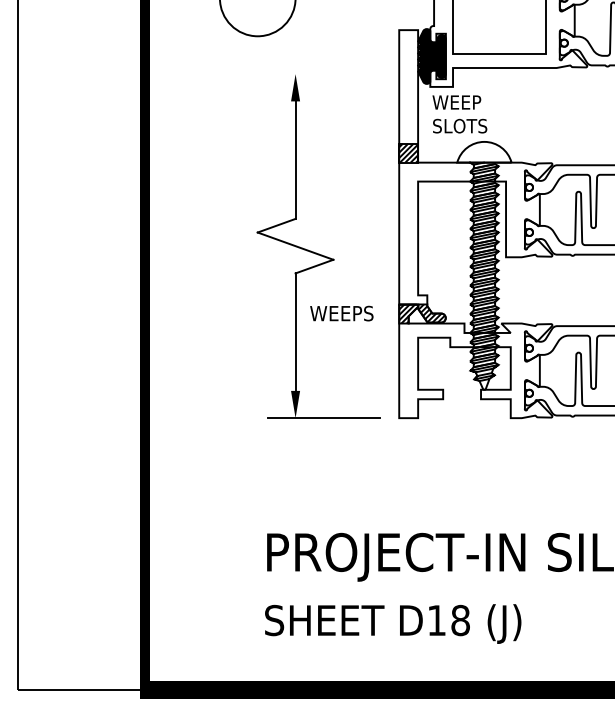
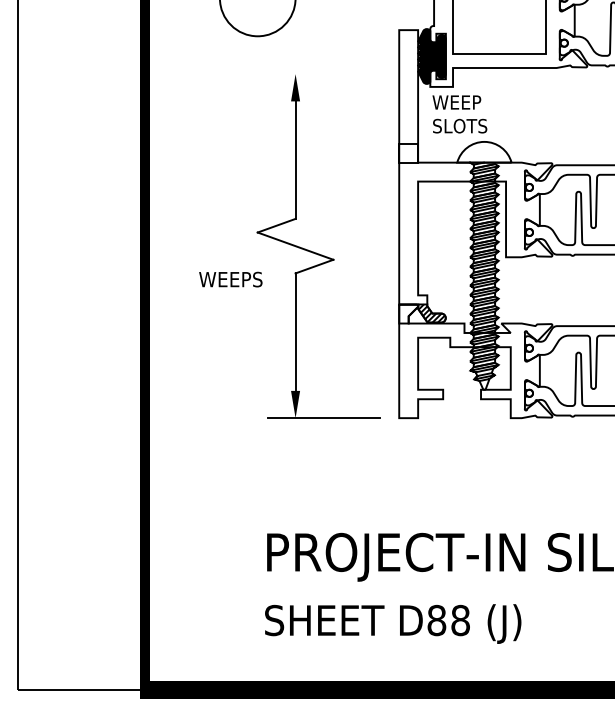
hatch: present -> none (408, 152)
text position: (341, 313) -> (230, 279) (230, 279)
hatch: present -> none (407, 313)
text: D18 -> D88 (436, 620)
